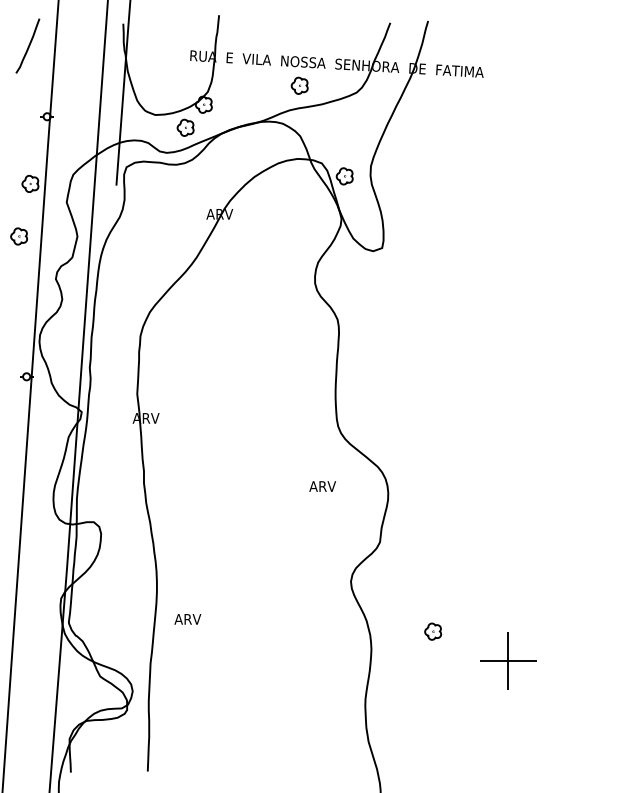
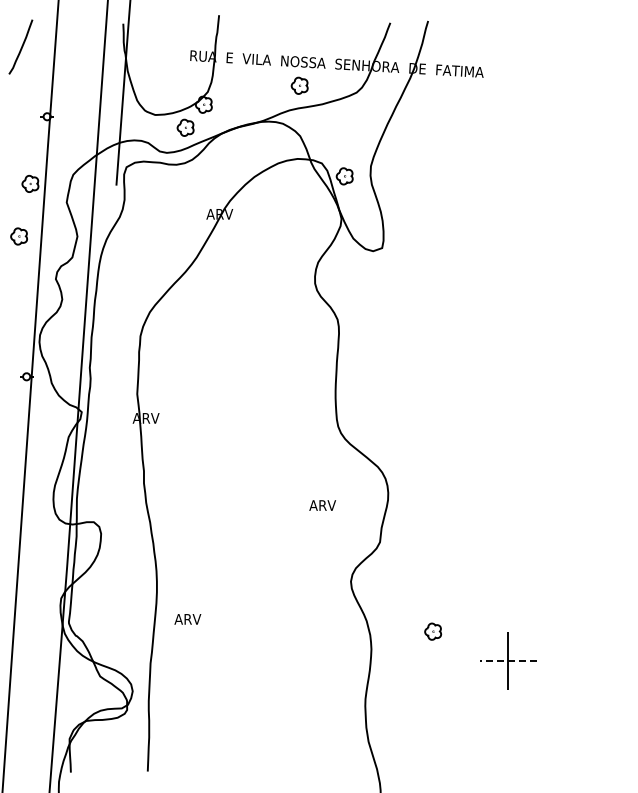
curve position: (28, 45) -> (21, 46) (21, 46)
text position: (322, 486) -> (322, 505) (322, 505)
line: solid -> dashed (508, 661)
